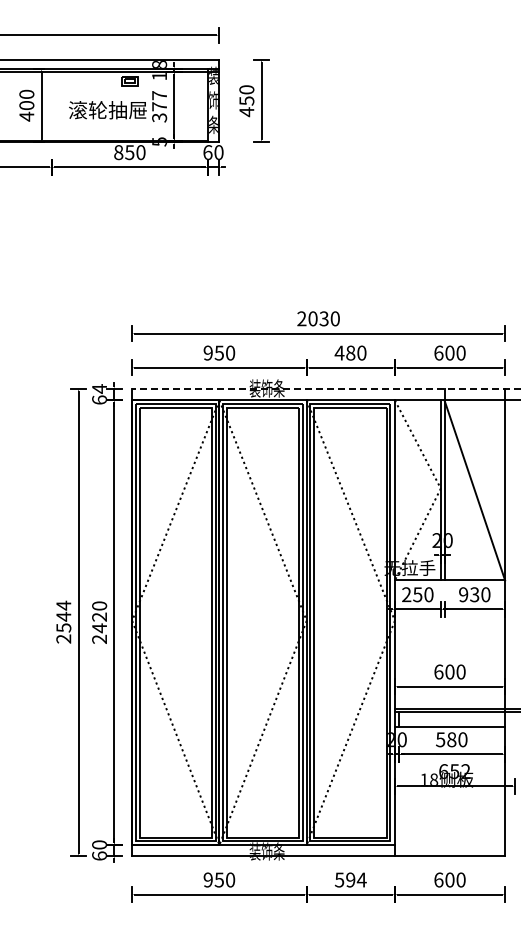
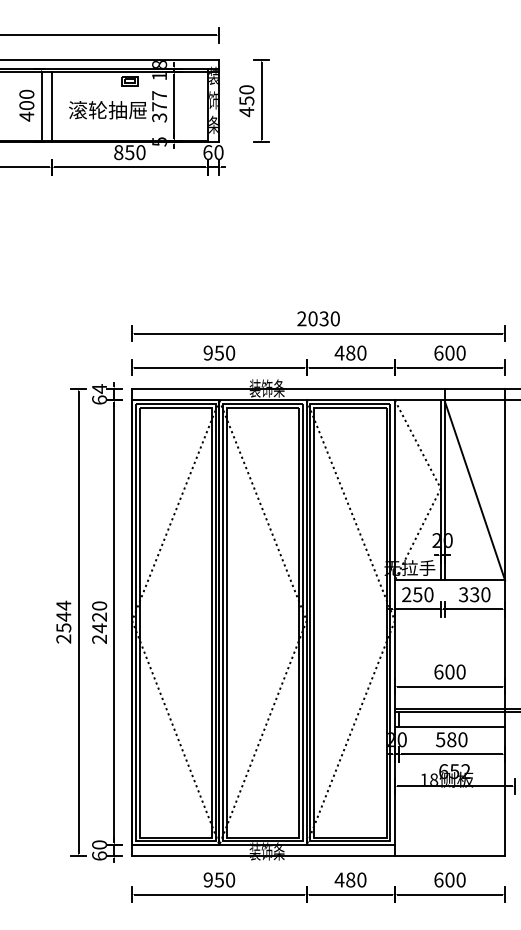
line: none -> present (51, 107)
line: dashed -> solid (326, 388)
text: 930 -> 330 (463, 594)
text: 594 -> 480 (350, 879)
